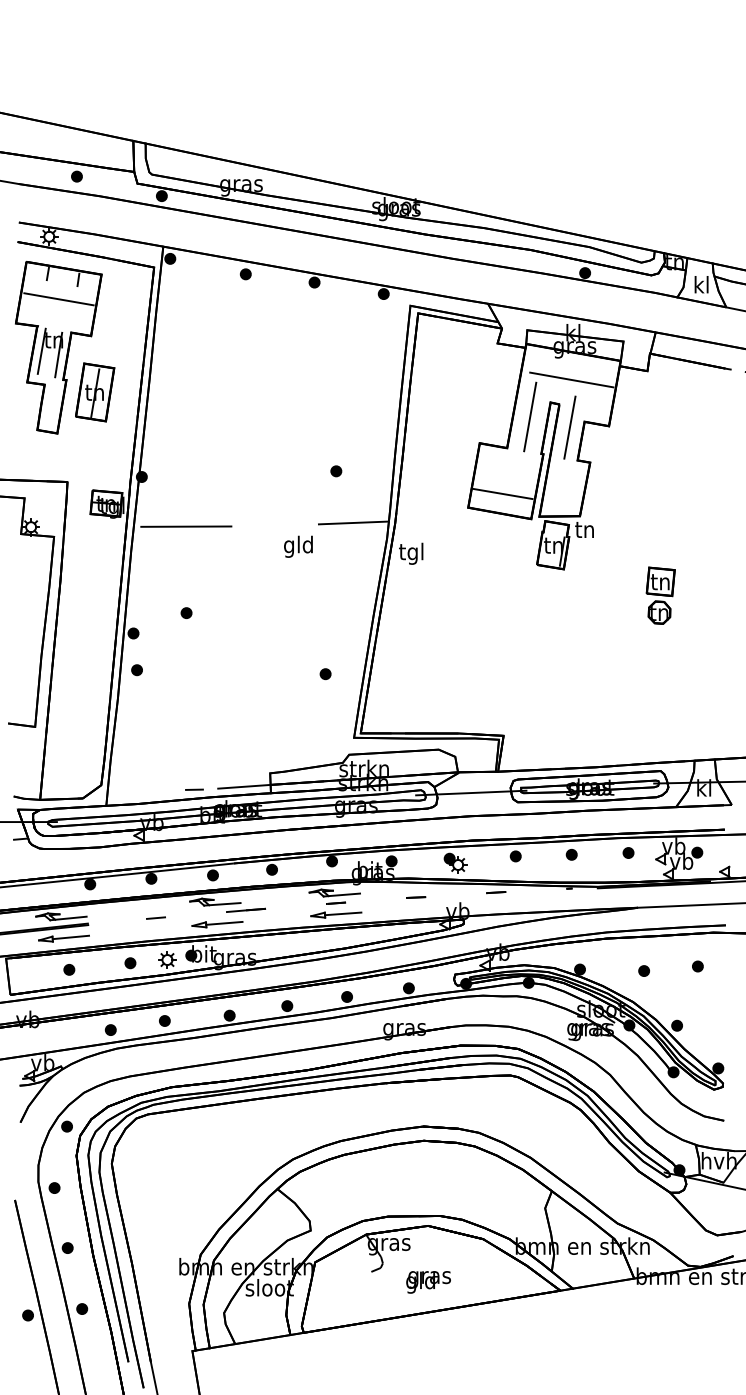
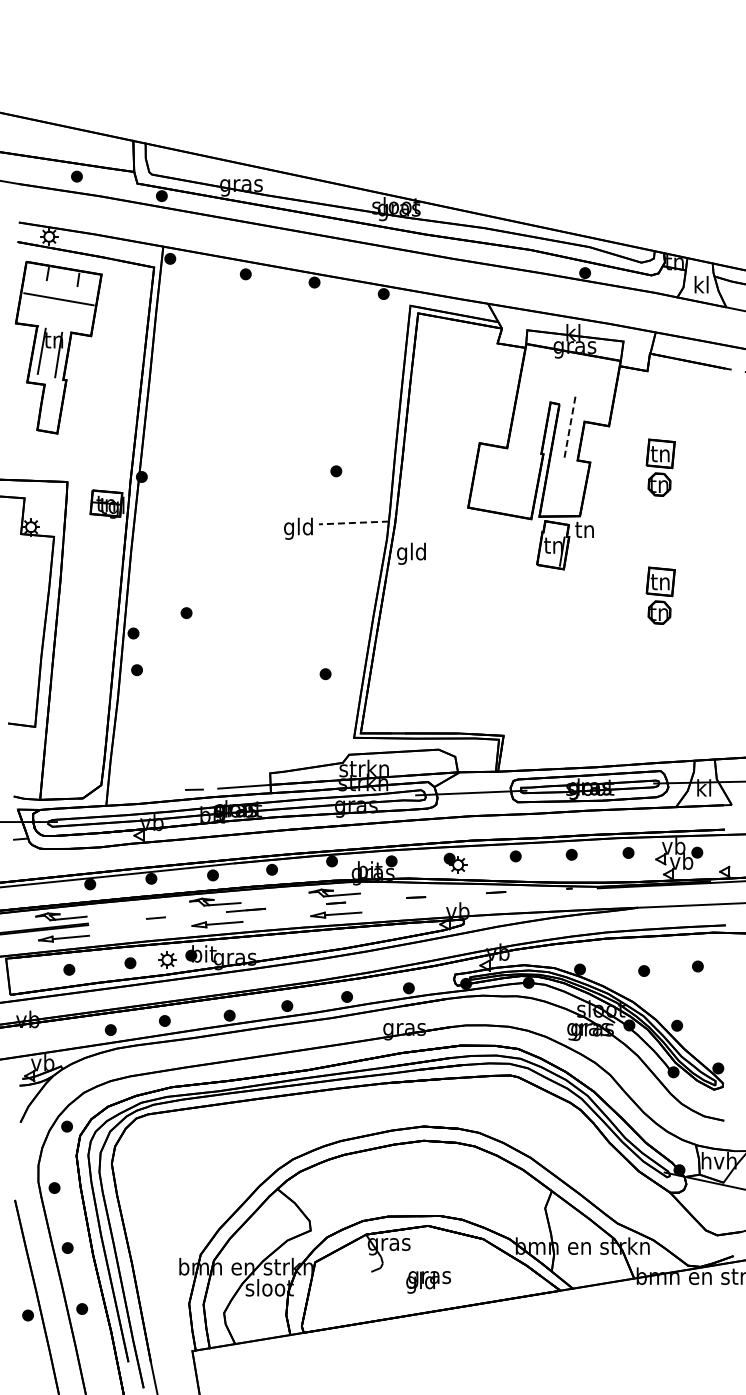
line: present -> none (571, 379)
part: present -> none (95, 392)
line: present -> none (530, 416)
line: solid -> dashed (569, 428)
part: none -> present (660, 467)
line: present -> none (502, 493)
line: solid -> dashed (353, 522)
line: present -> none (186, 526)
text position: (298, 546) -> (298, 528) (298, 528)
text: tgl -> gld (411, 553)
